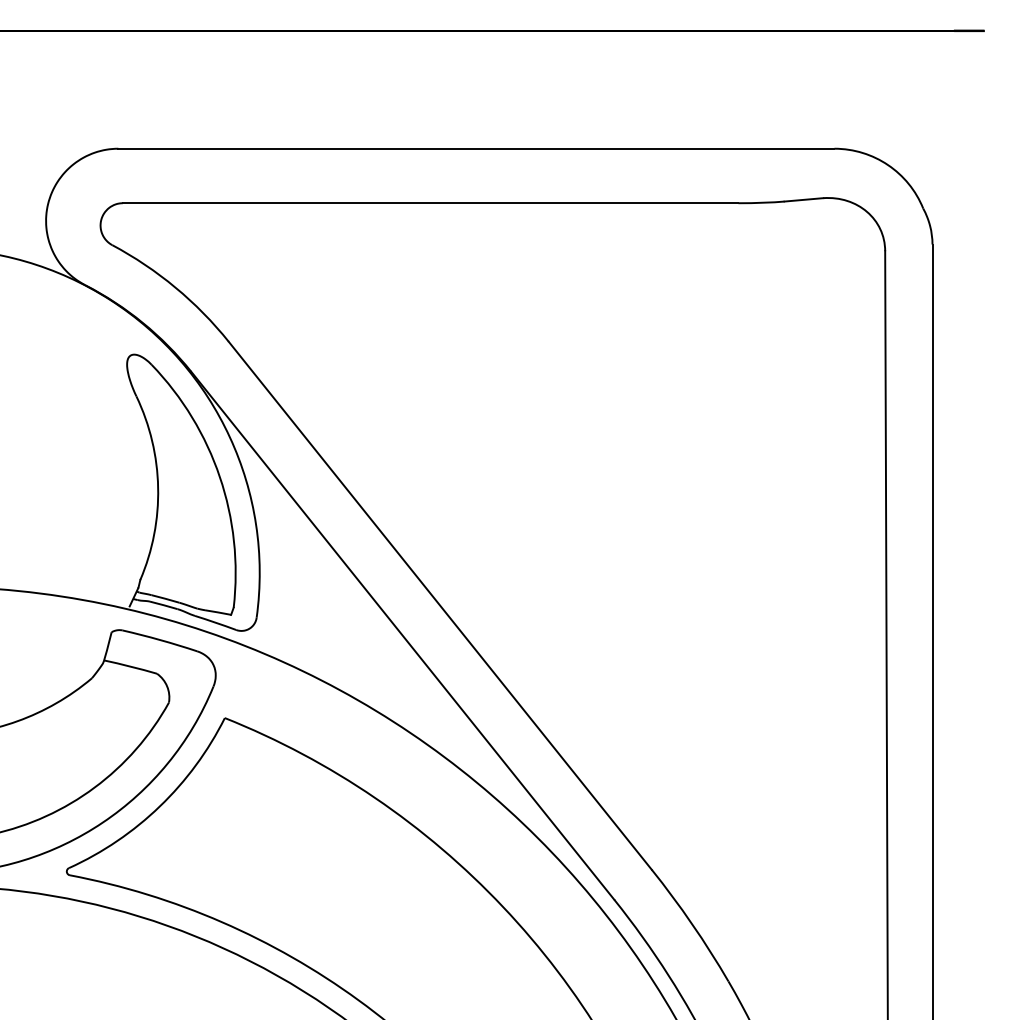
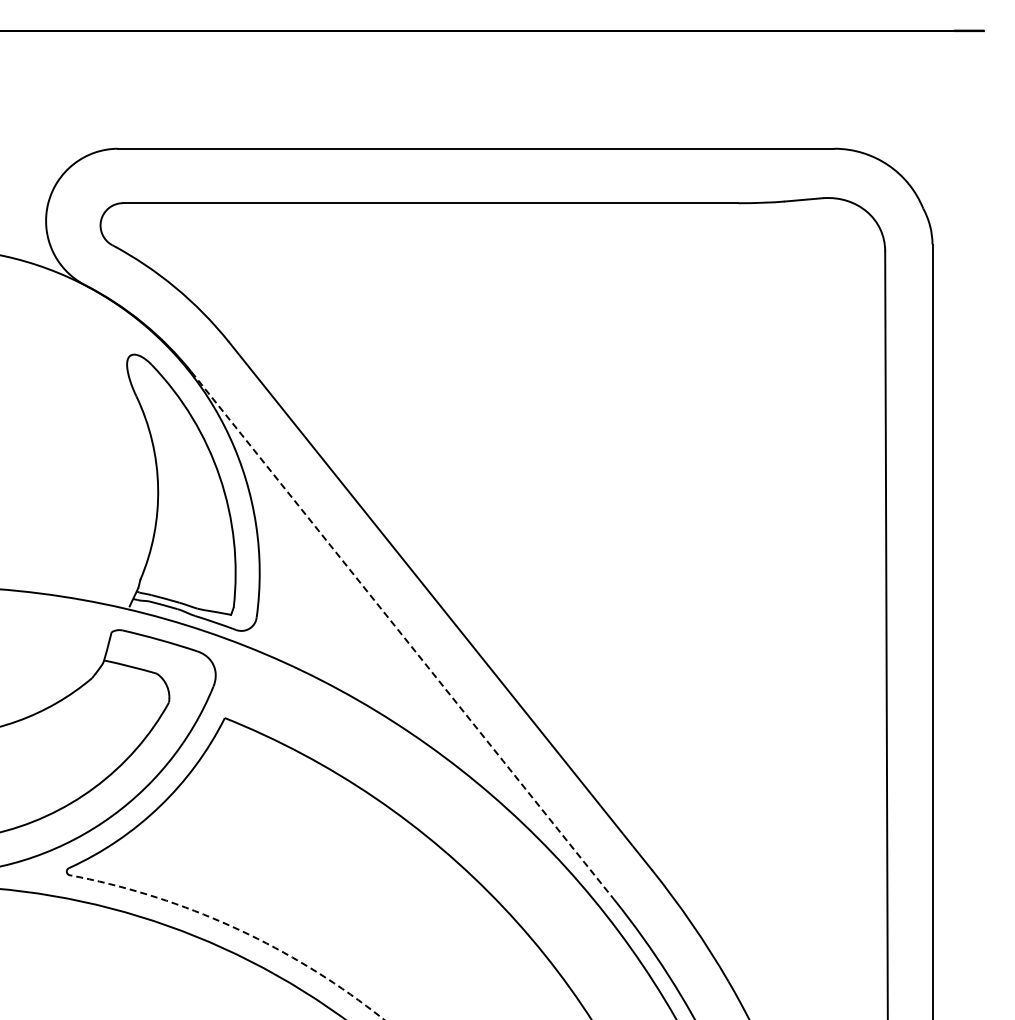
line: solid -> dashed (403, 636)
arc: solid -> dashed (236, 928)
